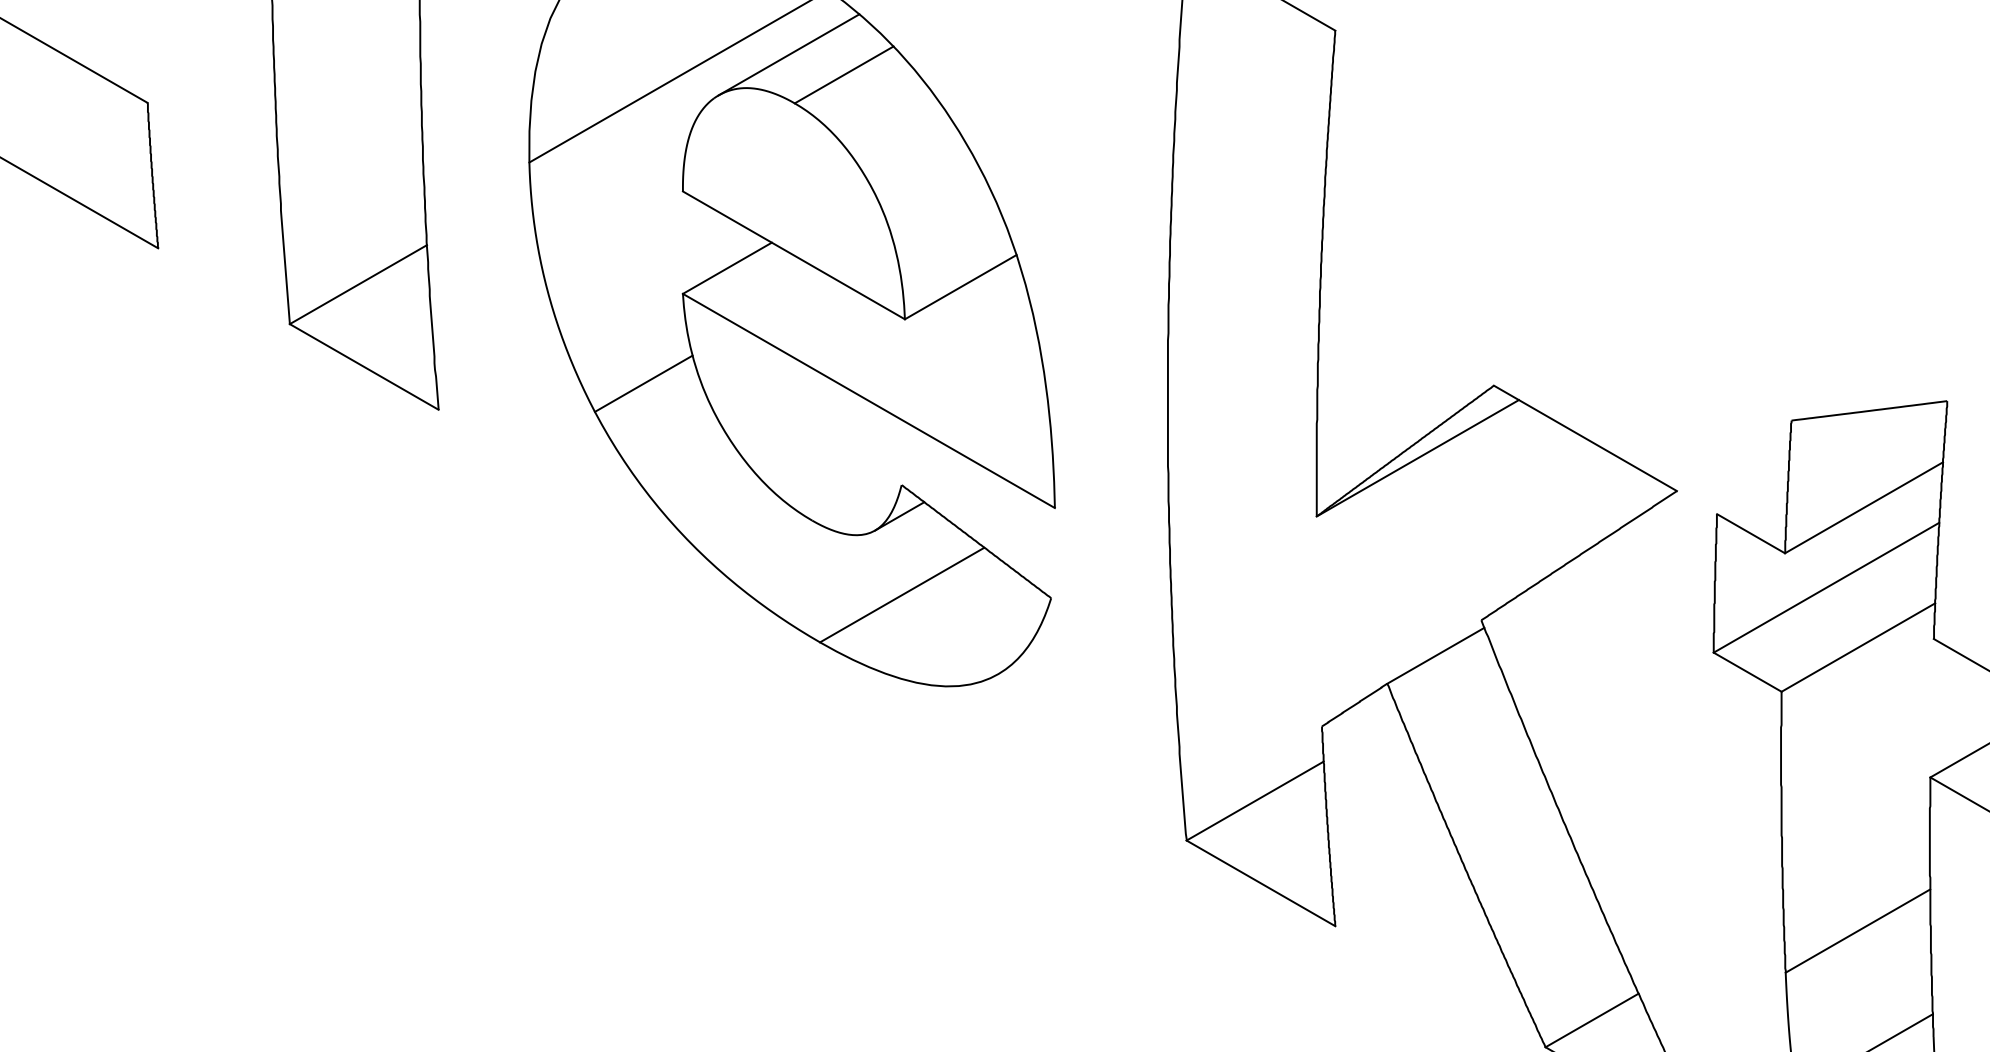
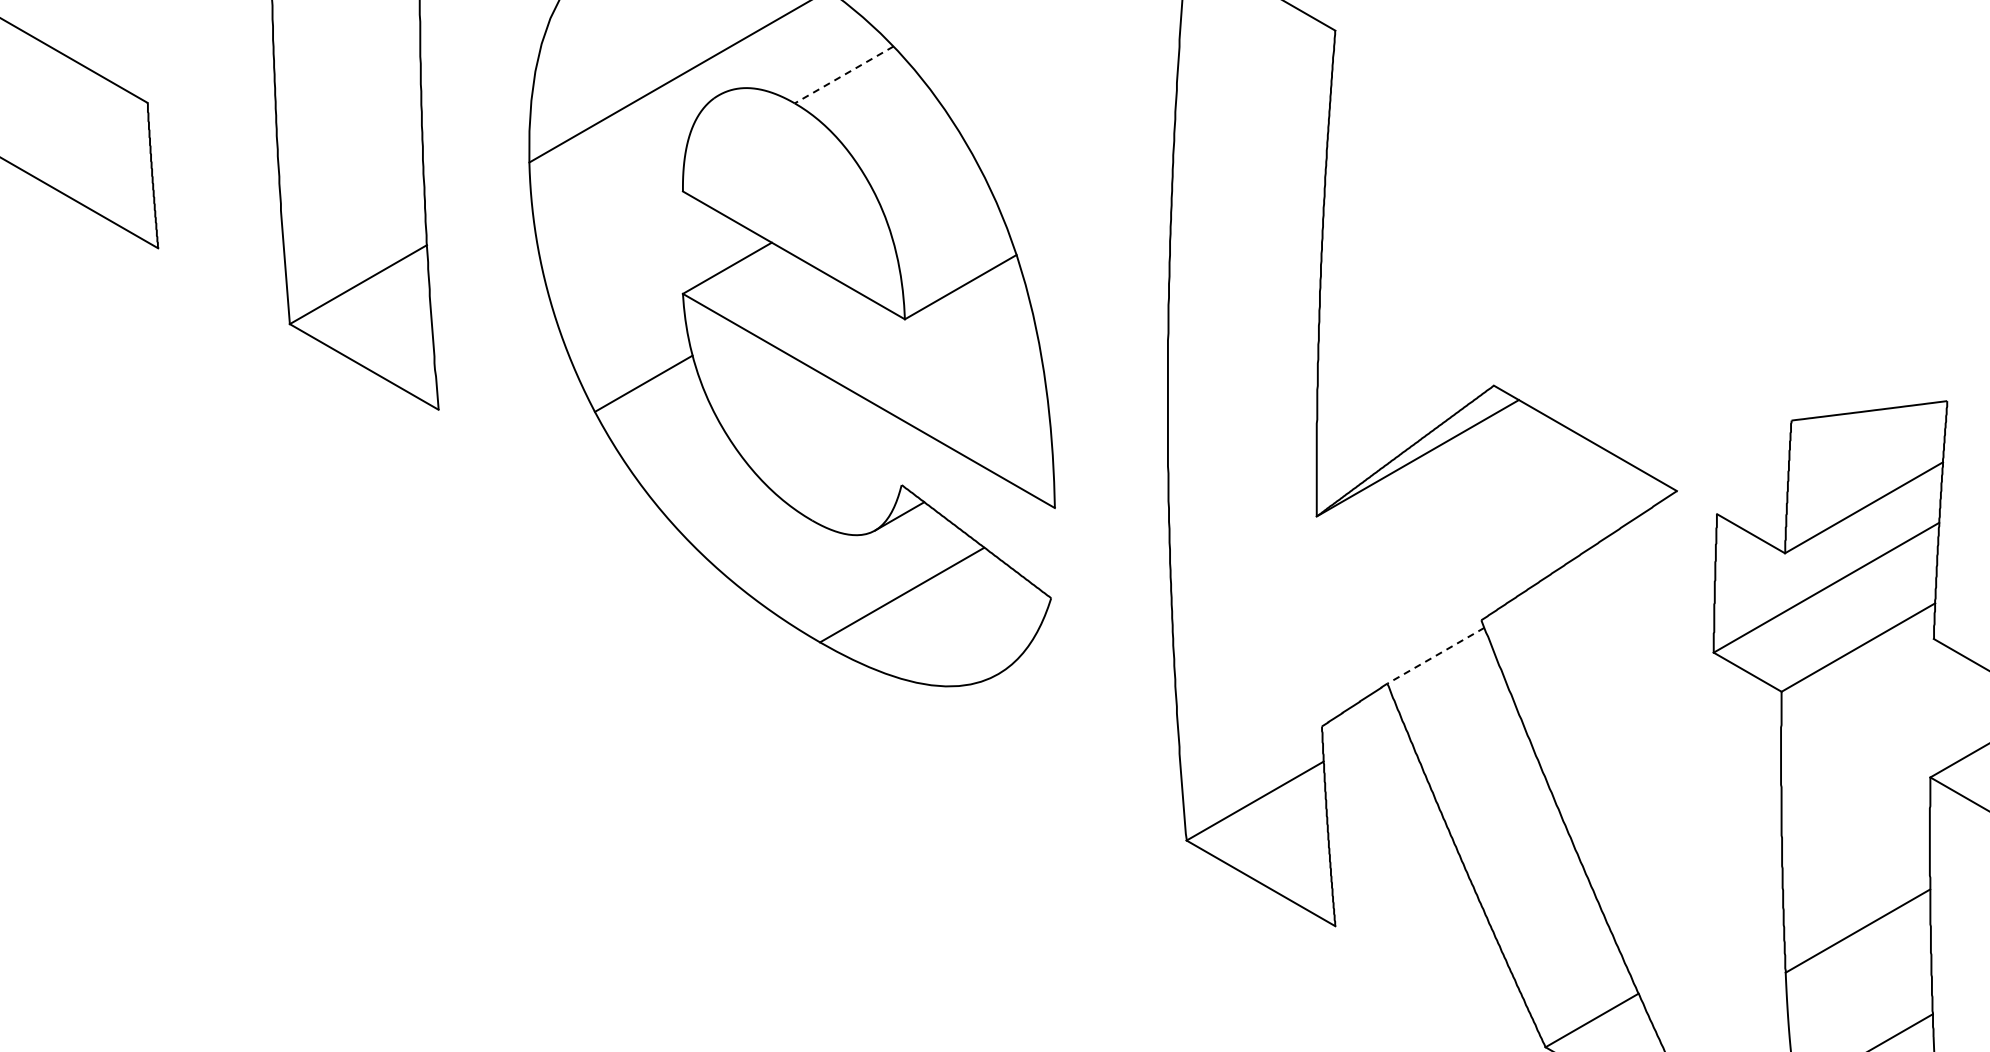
line: present -> none (788, 54)
line: solid -> dashed (843, 75)
line: solid -> dashed (1435, 656)
